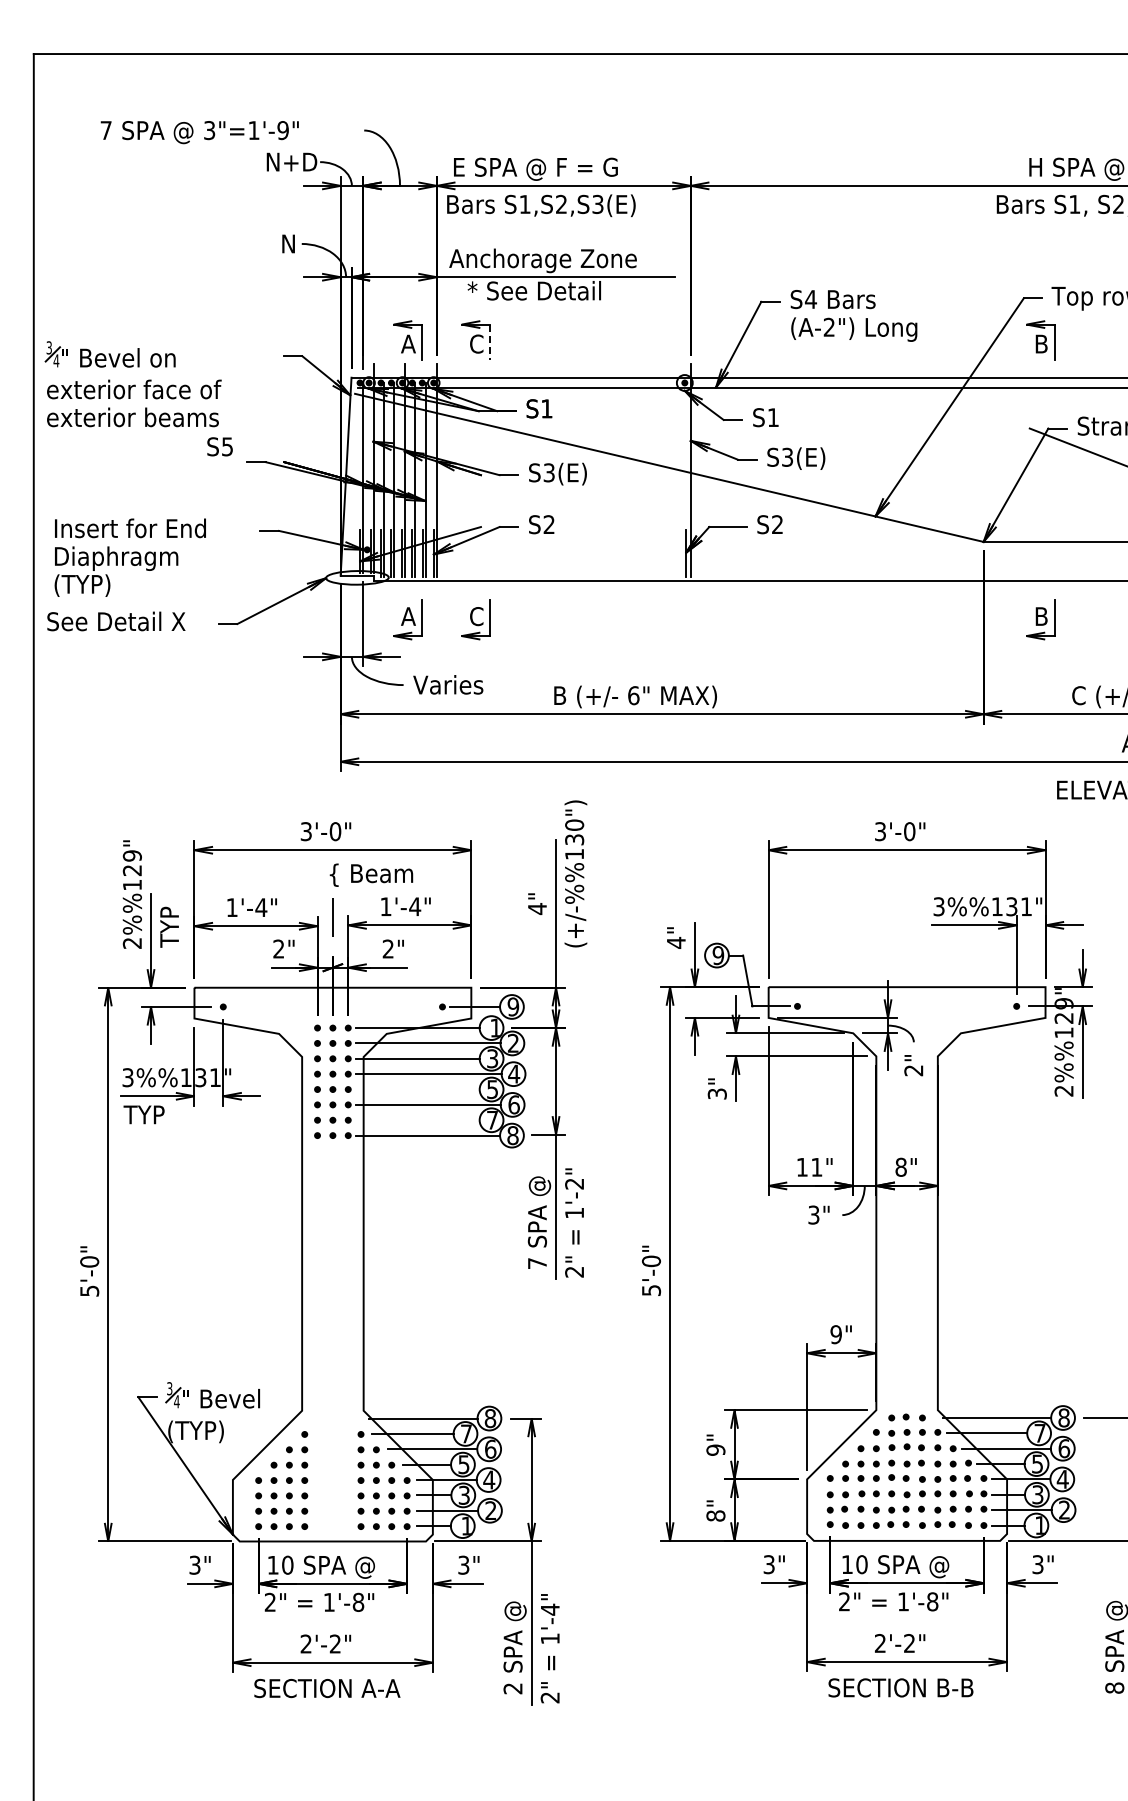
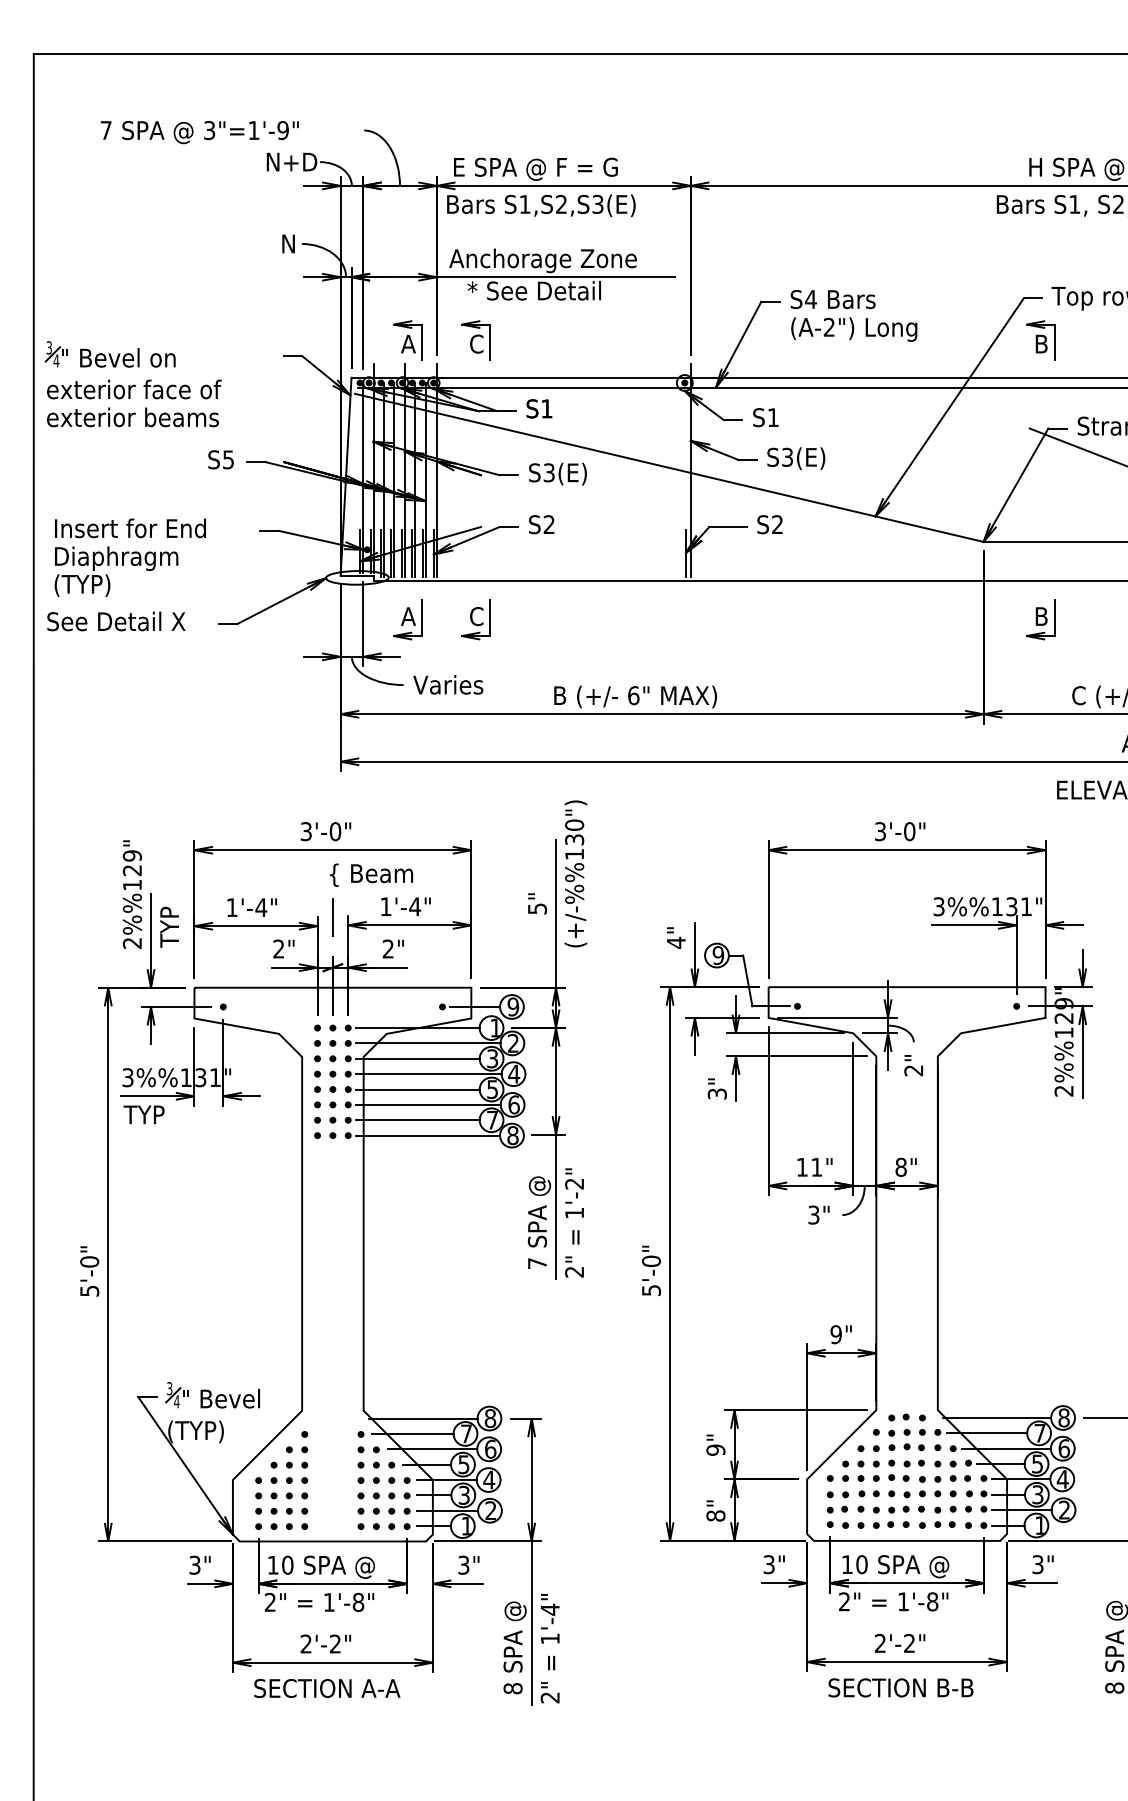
line: dashed -> solid (490, 342)
text position: (219, 446) -> (220, 459) (220, 459)
text: 4" -> 5" (537, 909)
line: none -> present (417, 1089)
line: none -> present (417, 1120)
text: 2 -> 8 (512, 1688)
